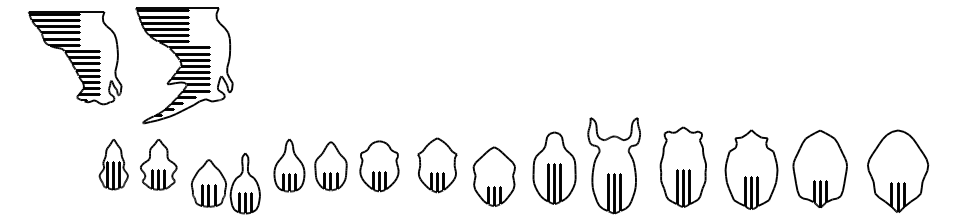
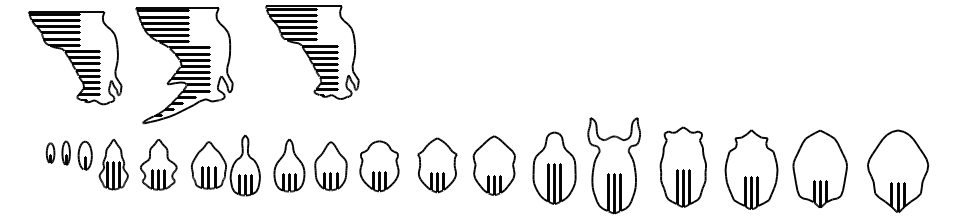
part: none -> present (312, 52)
part: none -> present (68, 155)
part position: (493, 176) -> (493, 165) (493, 165)
part position: (225, 183) -> (225, 165) (225, 165)
